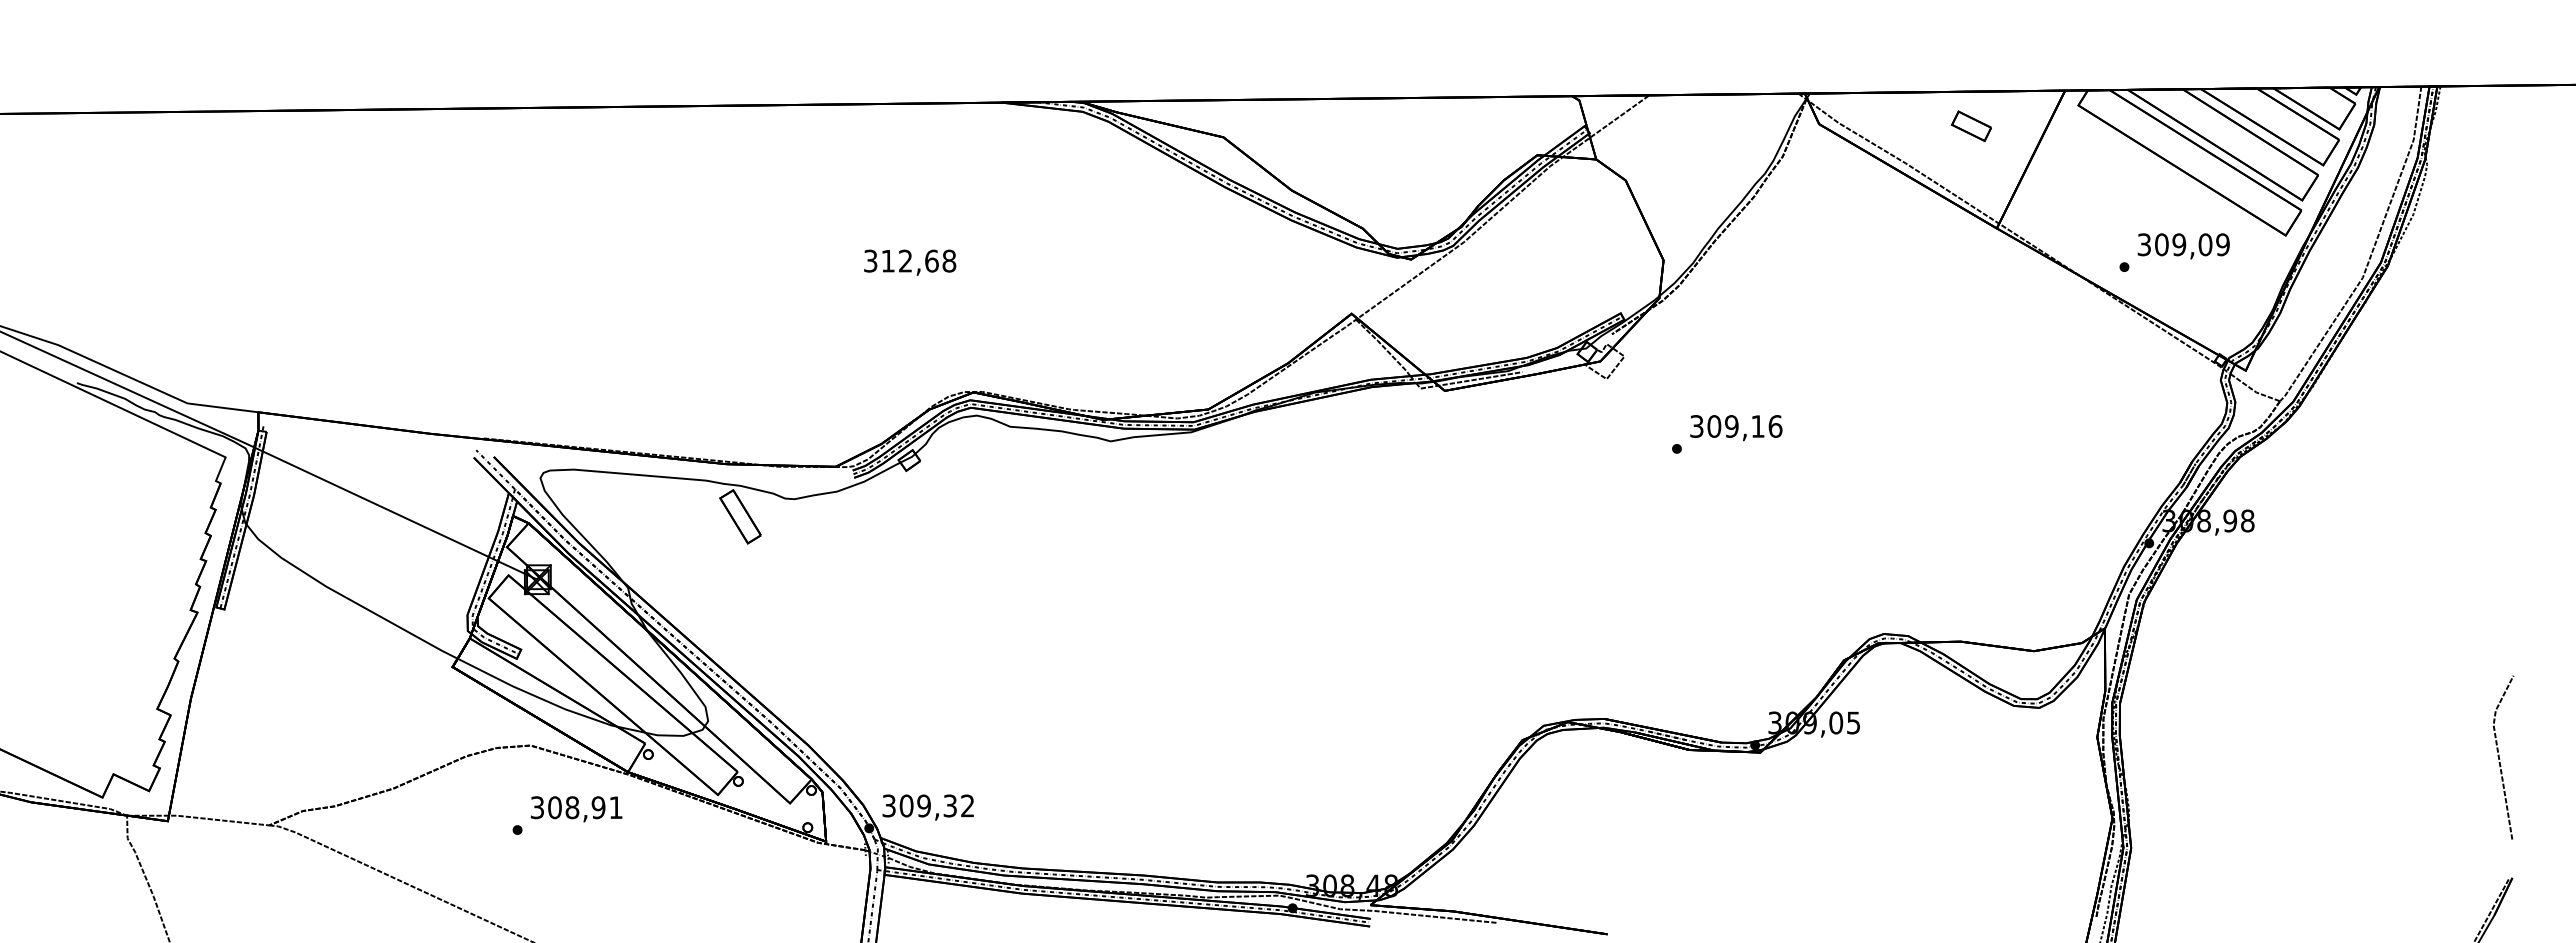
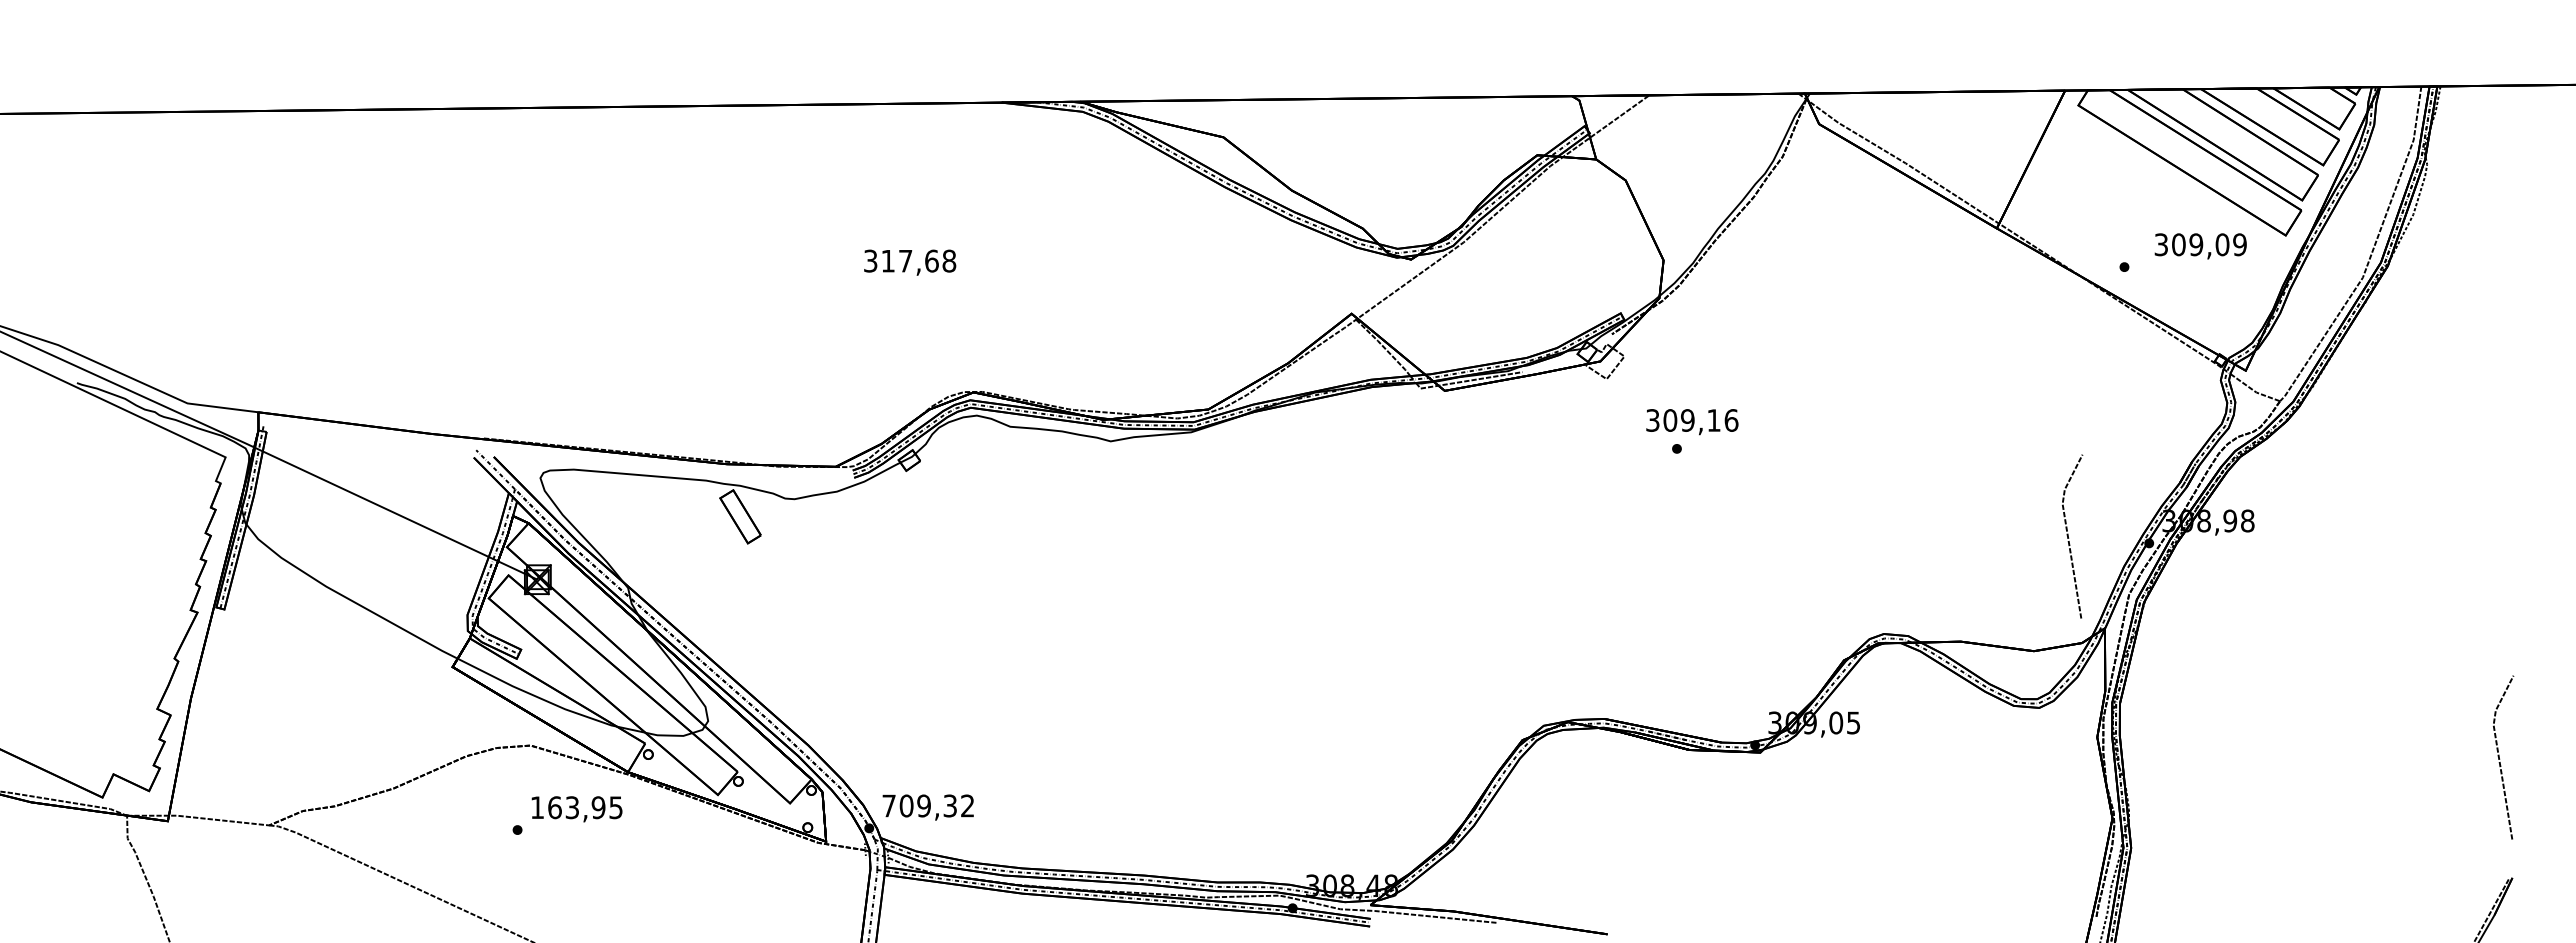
part: present -> none (1971, 126)
text position: (2183, 246) -> (2200, 246) (2200, 246)
text: 312,68 -> 317,68 (905, 260)
text position: (1736, 428) -> (1692, 422) (1692, 422)
line: none -> present (2069, 538)
text: 309,32 -> 709,32 (888, 805)
text: 308,91 -> 163,95 (576, 807)
